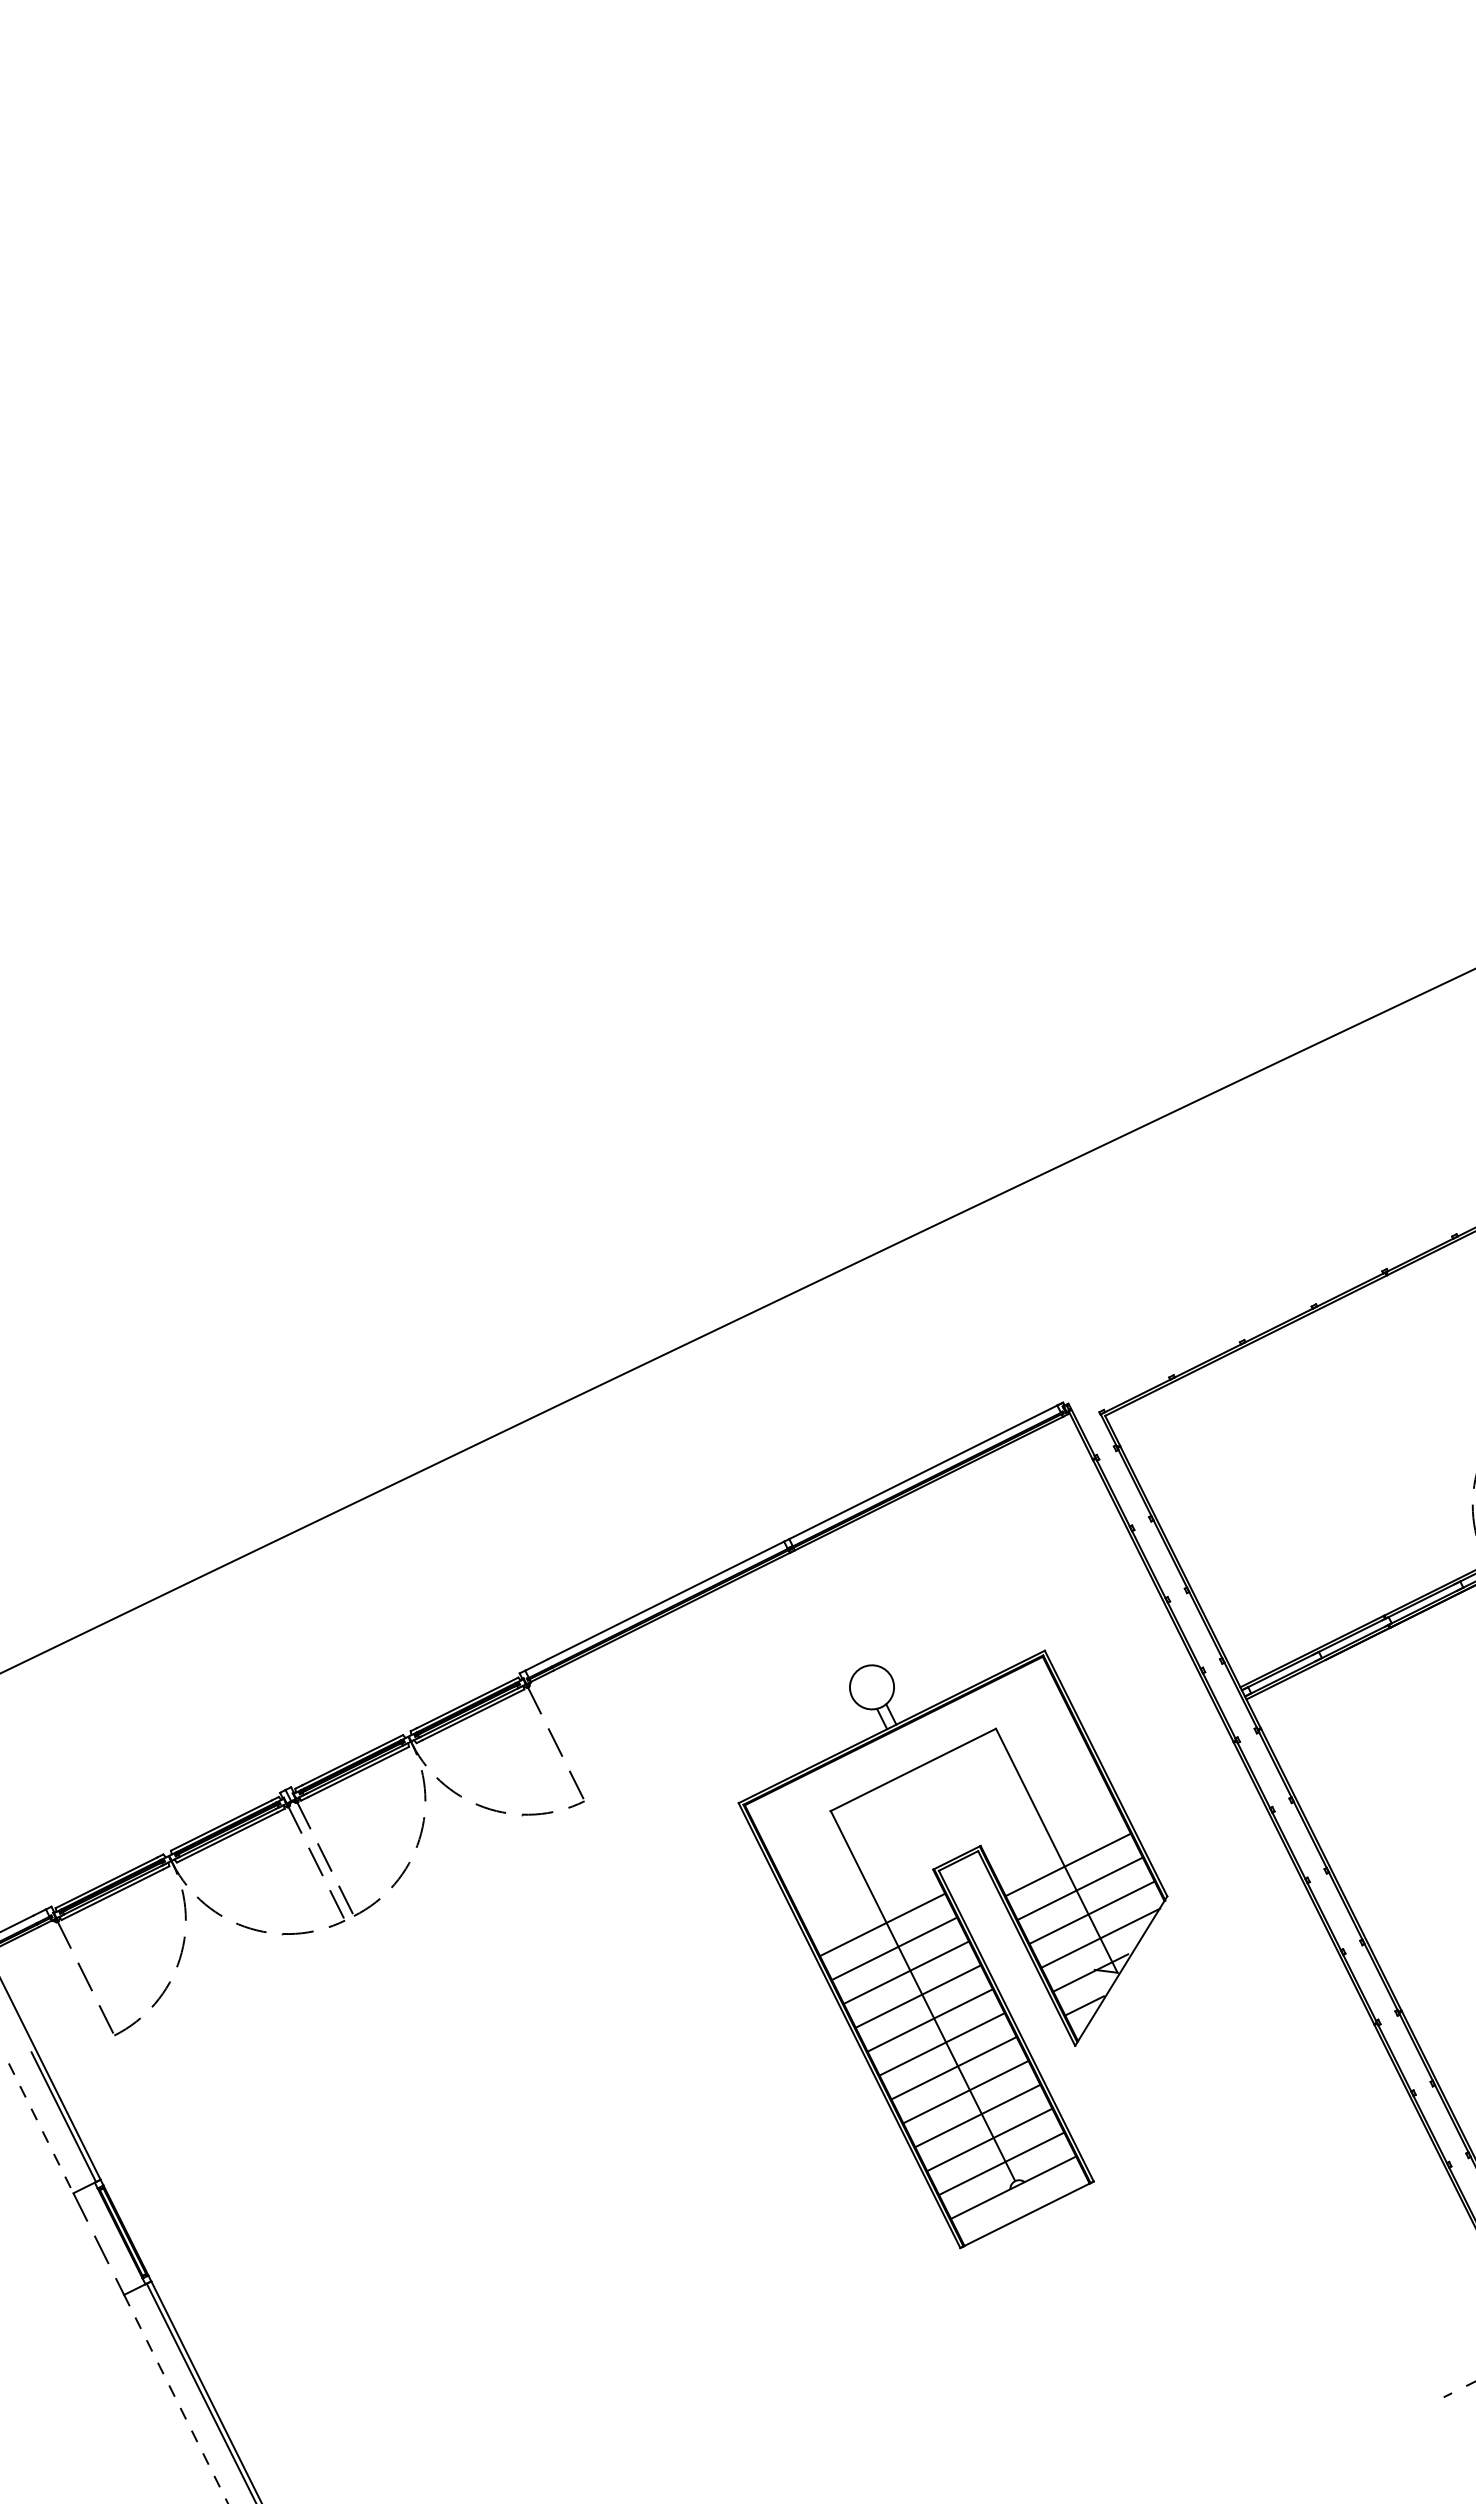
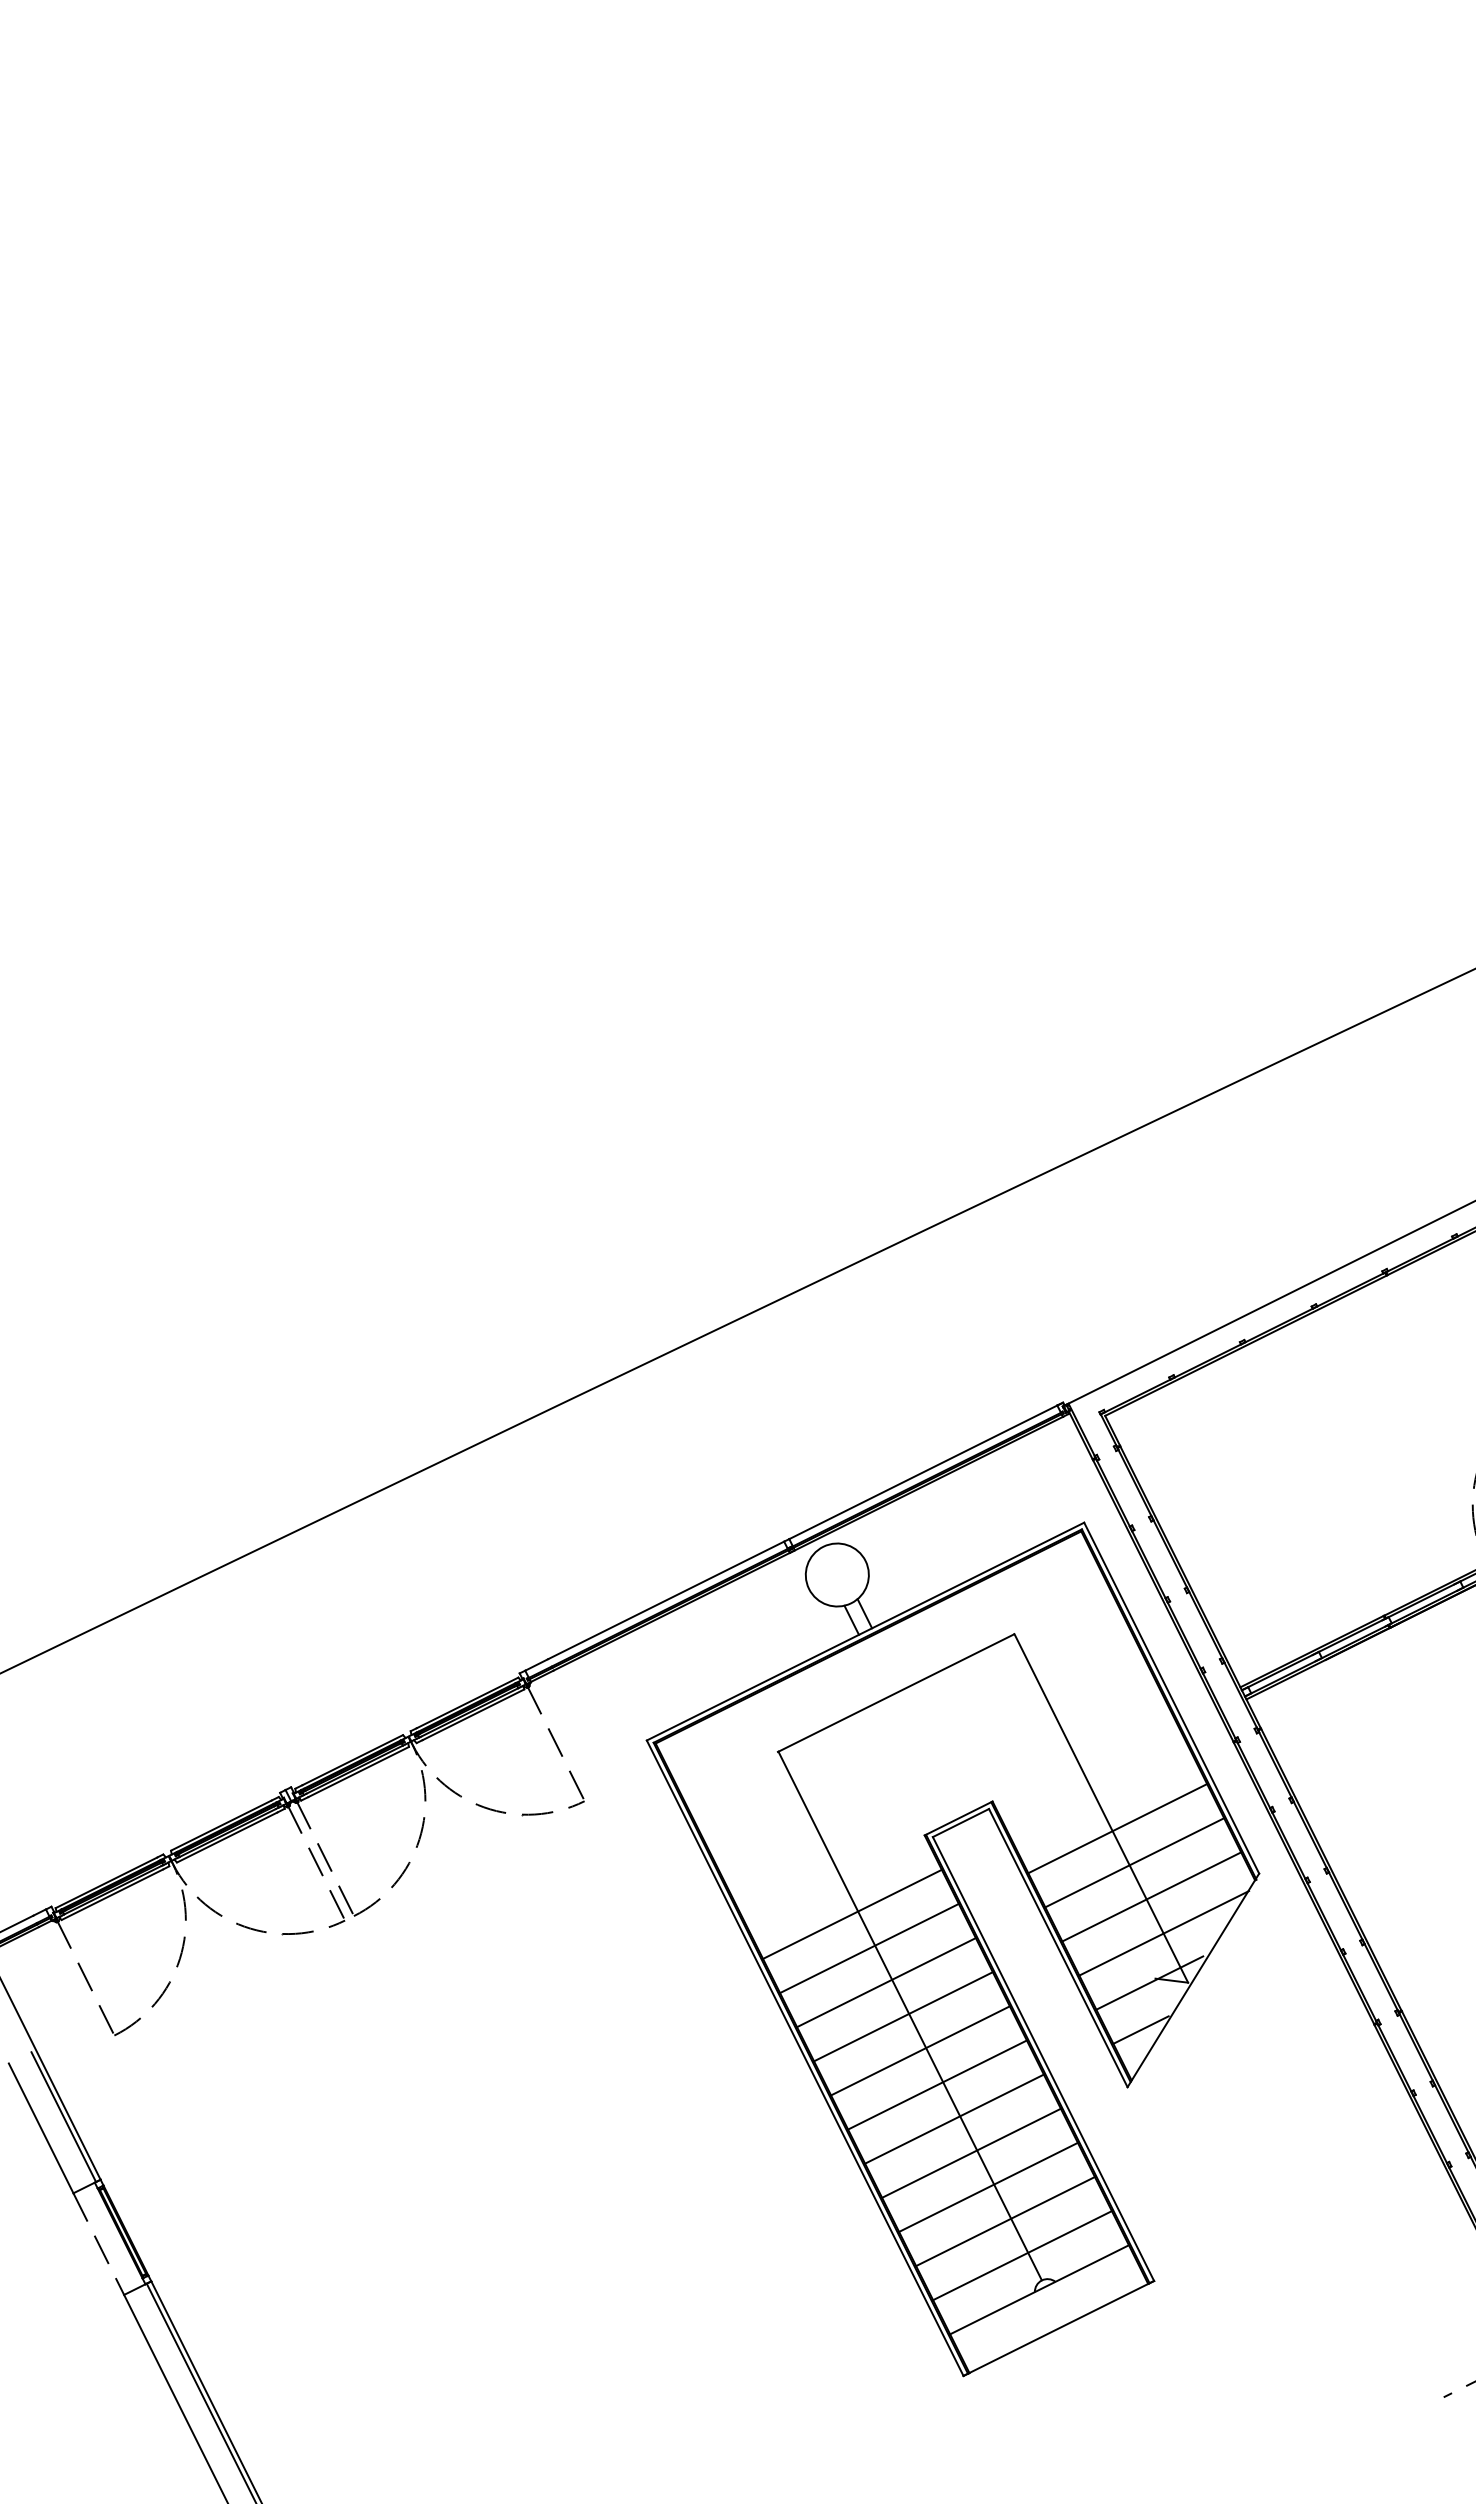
line: none -> present (1268, 1303)
part size: 432x601 px -> 616x857 px (952, 1949)
line: dashed -> solid (41, 2128)
line: dashed -> solid (176, 2399)
